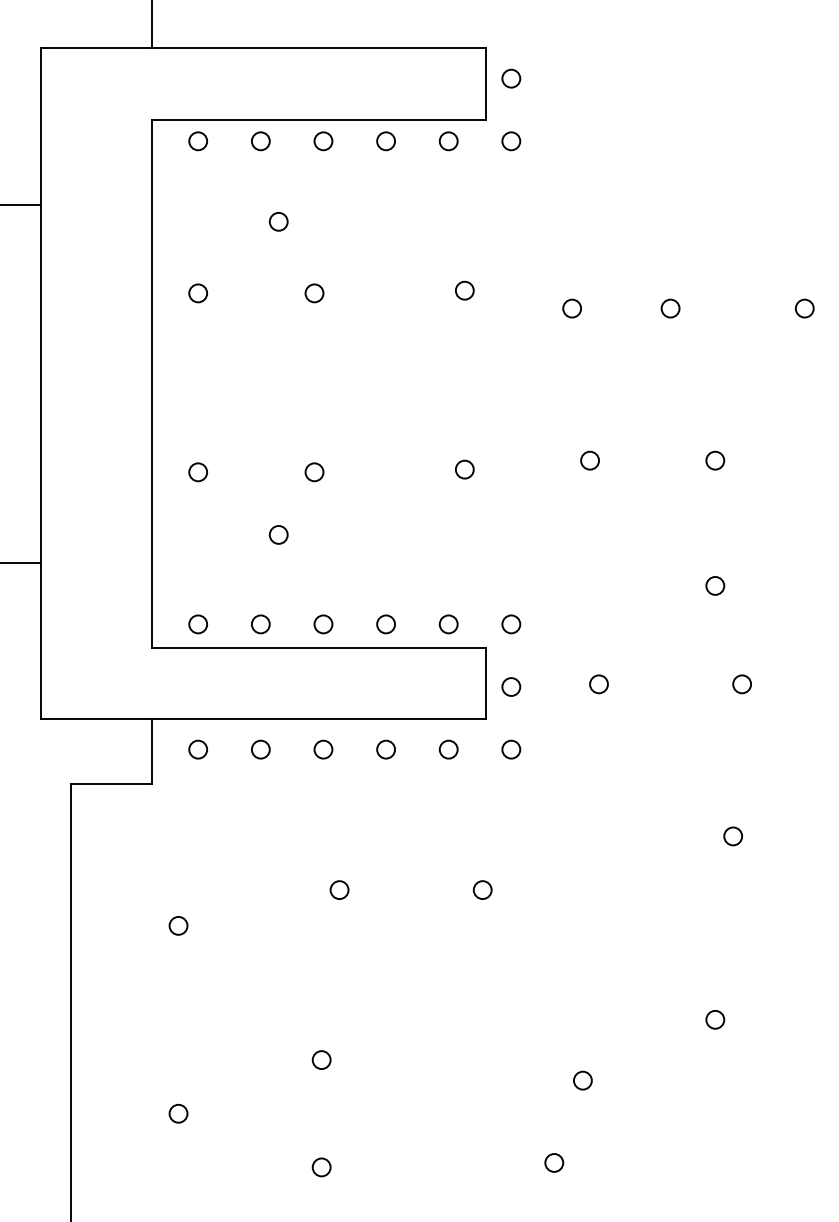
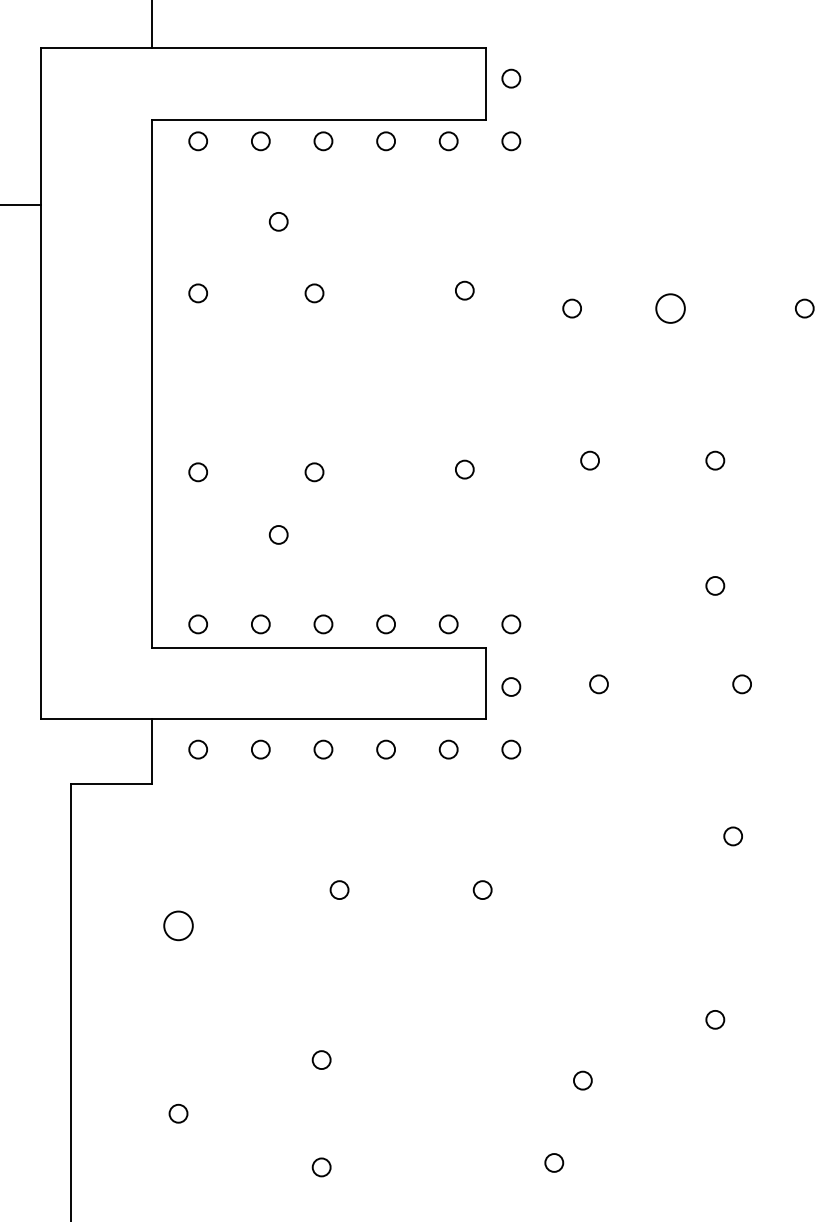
circle diameter: 18 px -> 29 px (670, 308)
line: present -> none (21, 562)
circle diameter: 18 px -> 29 px (178, 925)
